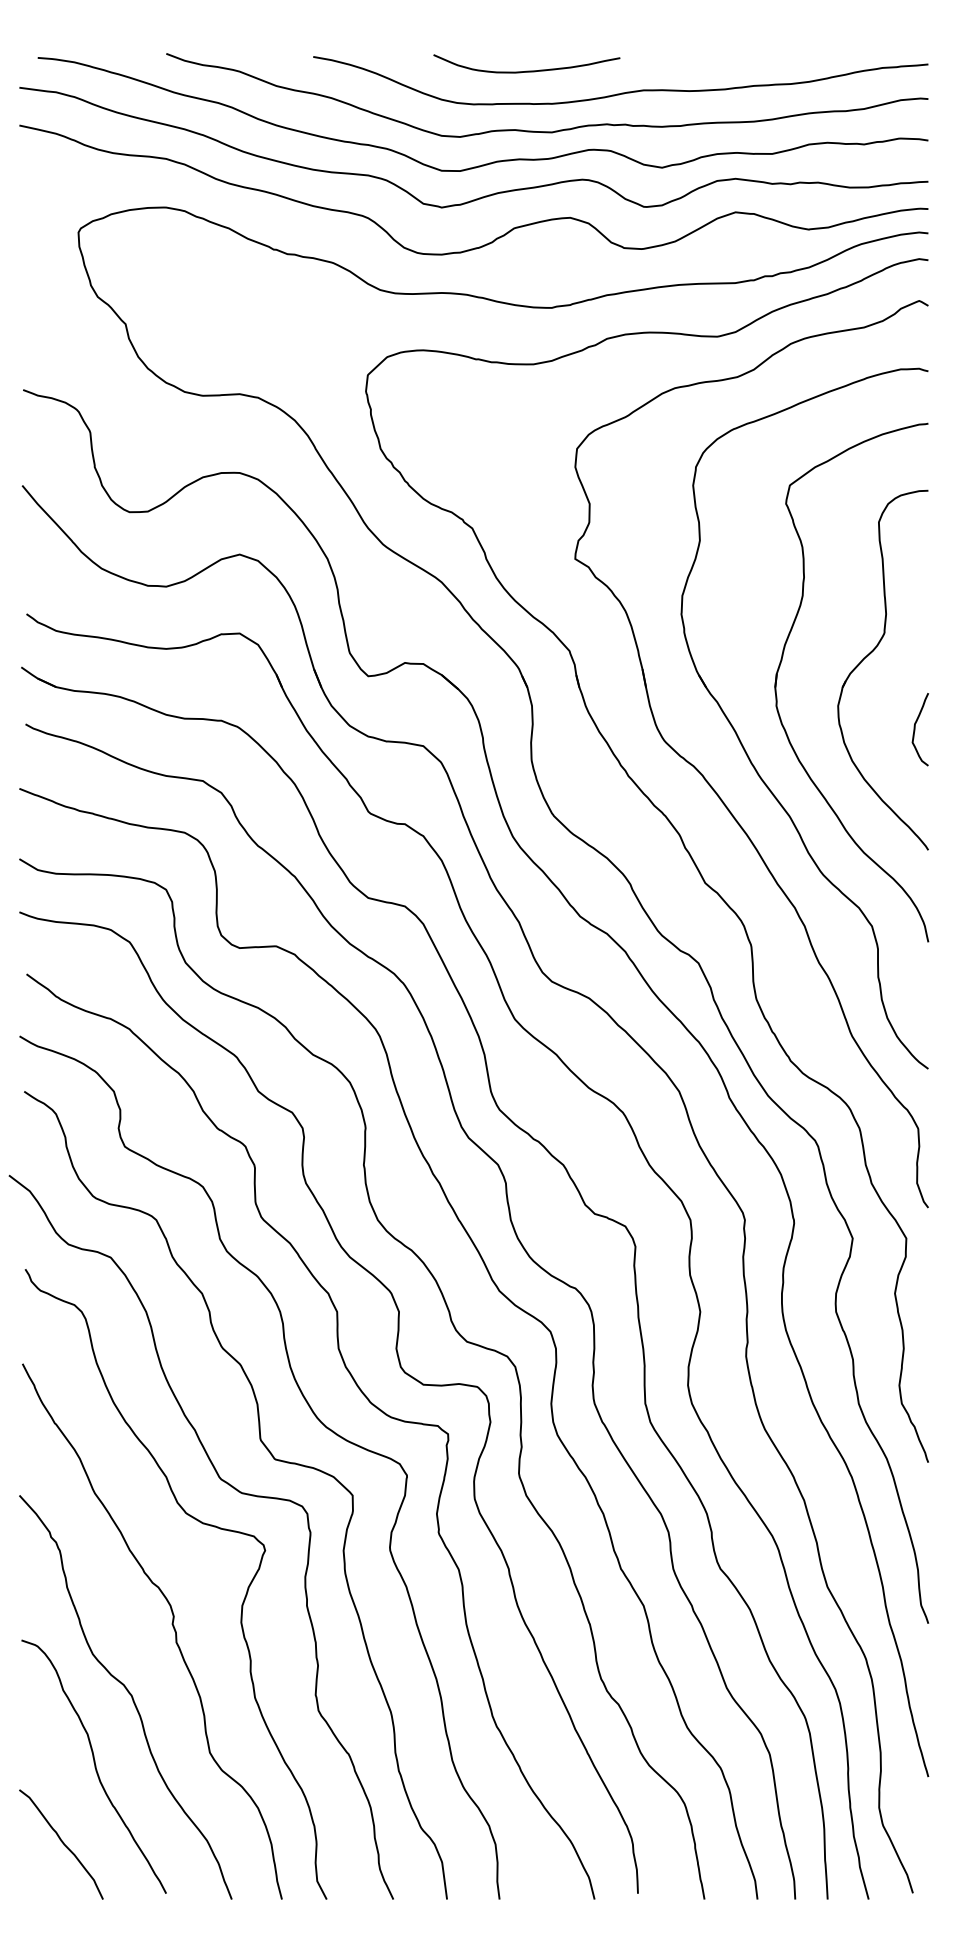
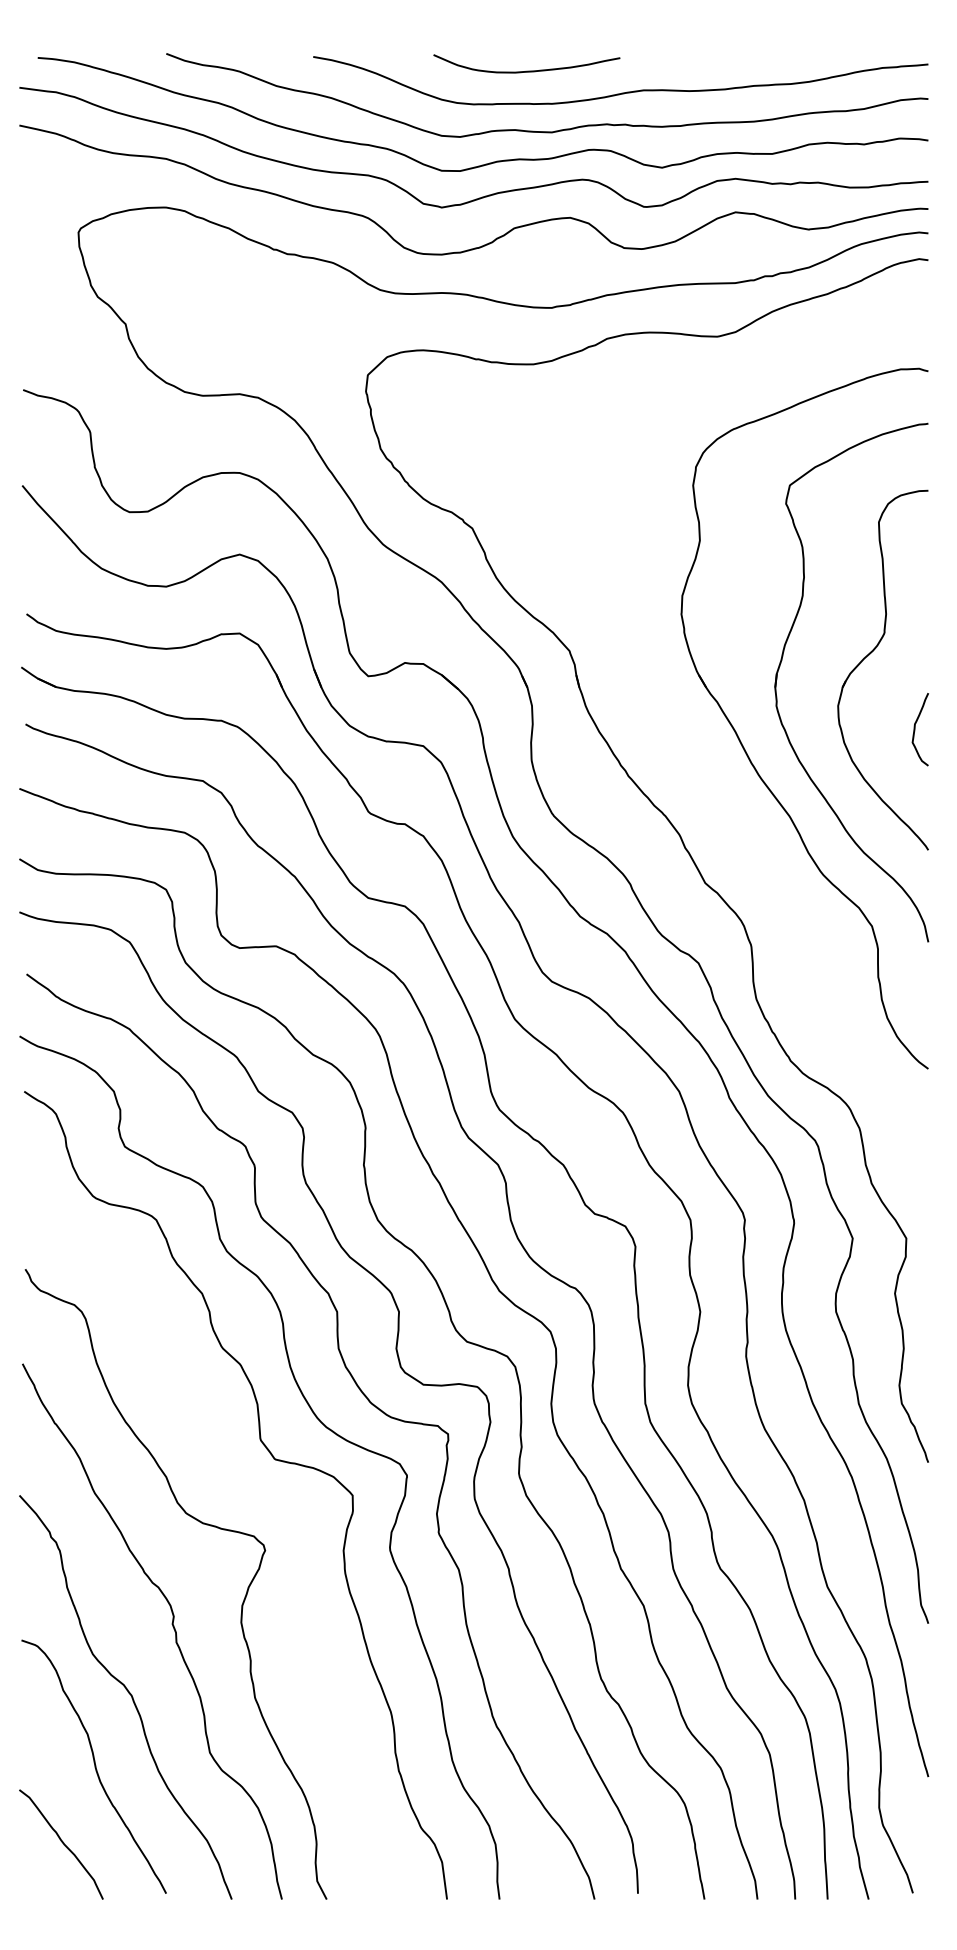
part: present -> none (712, 786)
curve: present -> none (235, 1490)
